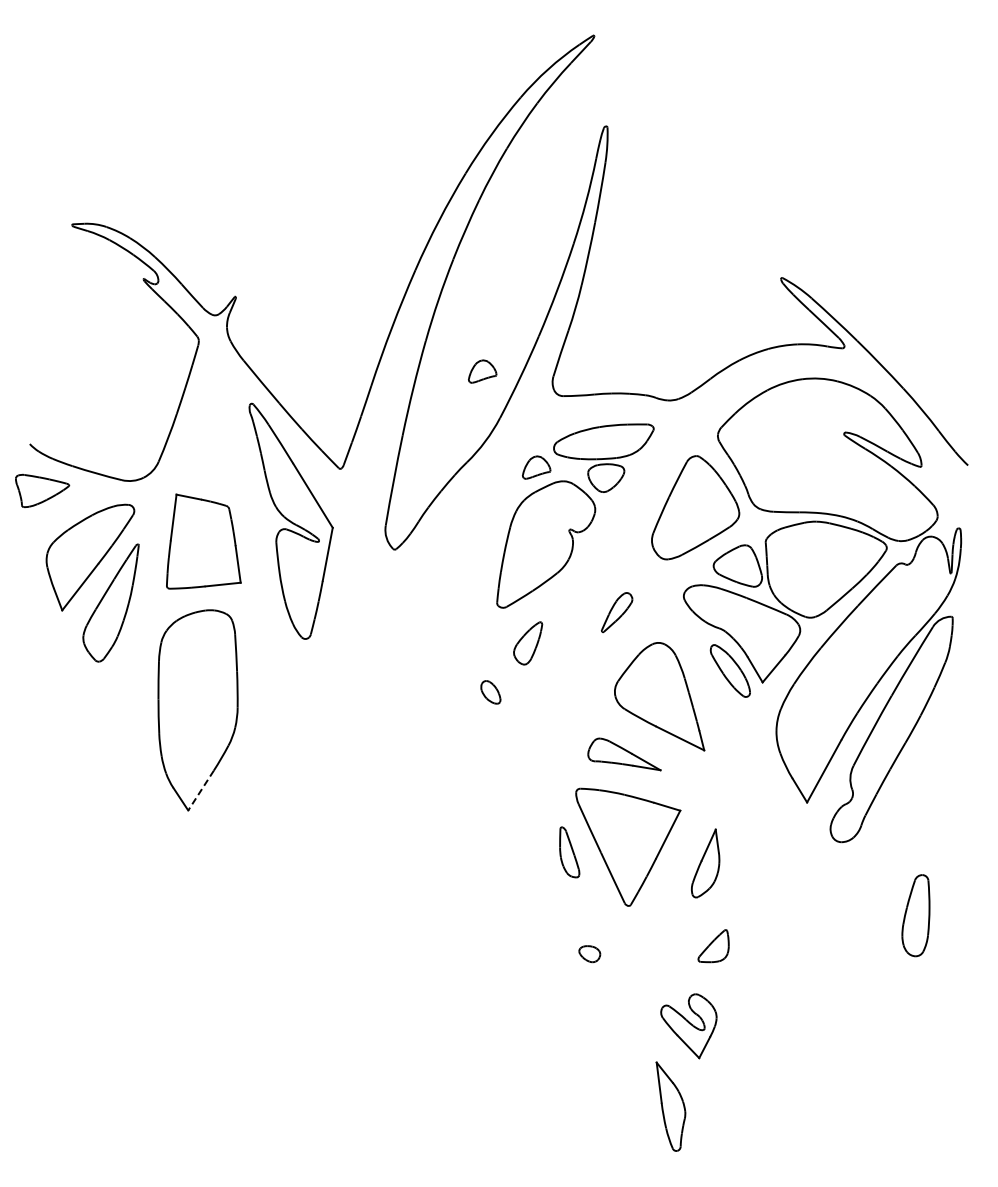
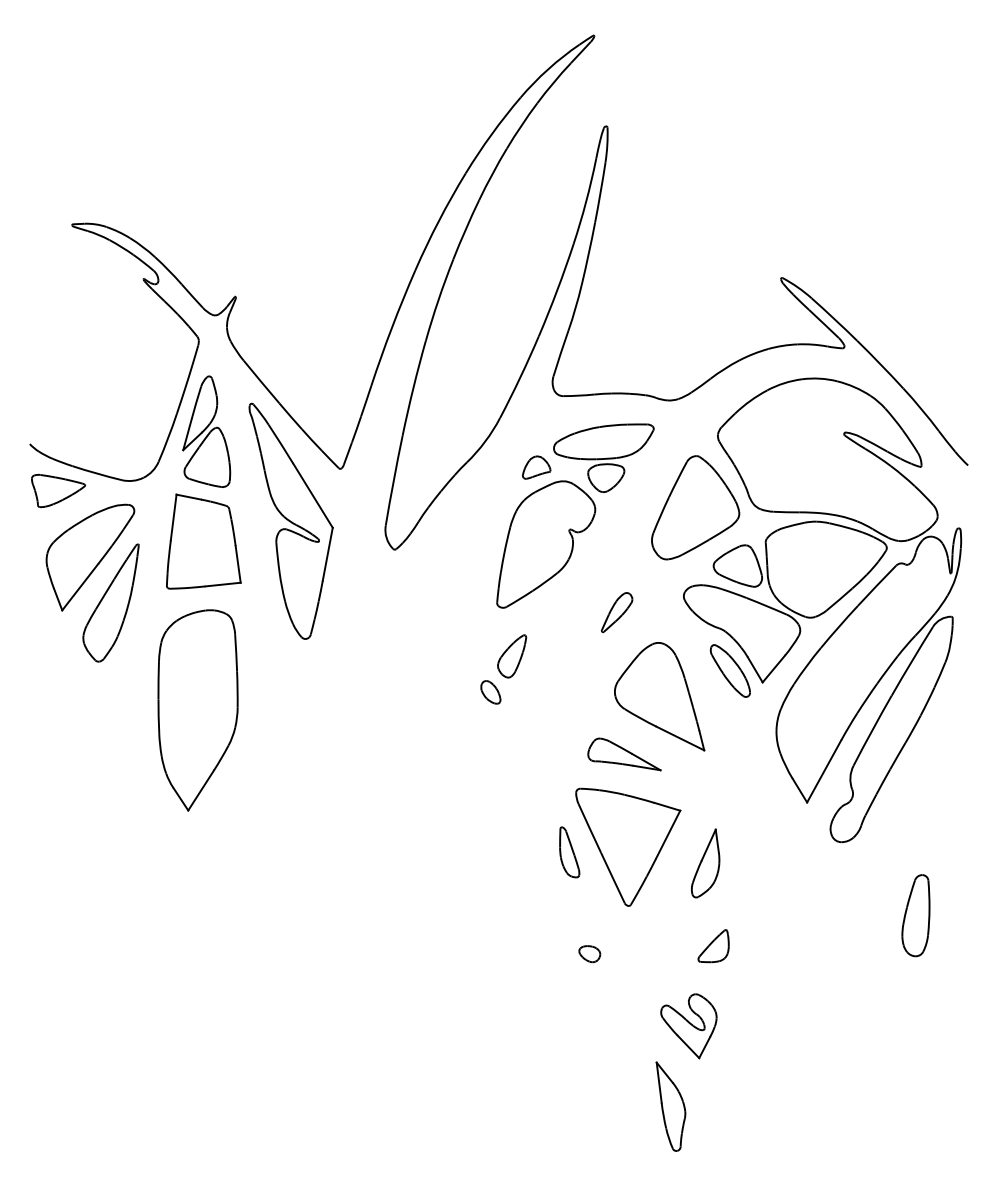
part: present -> none (482, 371)
part: none -> present (206, 431)
part position: (42, 490) -> (58, 490) (58, 490)
part position: (528, 643) -> (512, 656) (512, 656)
line: dashed -> solid (201, 790)
